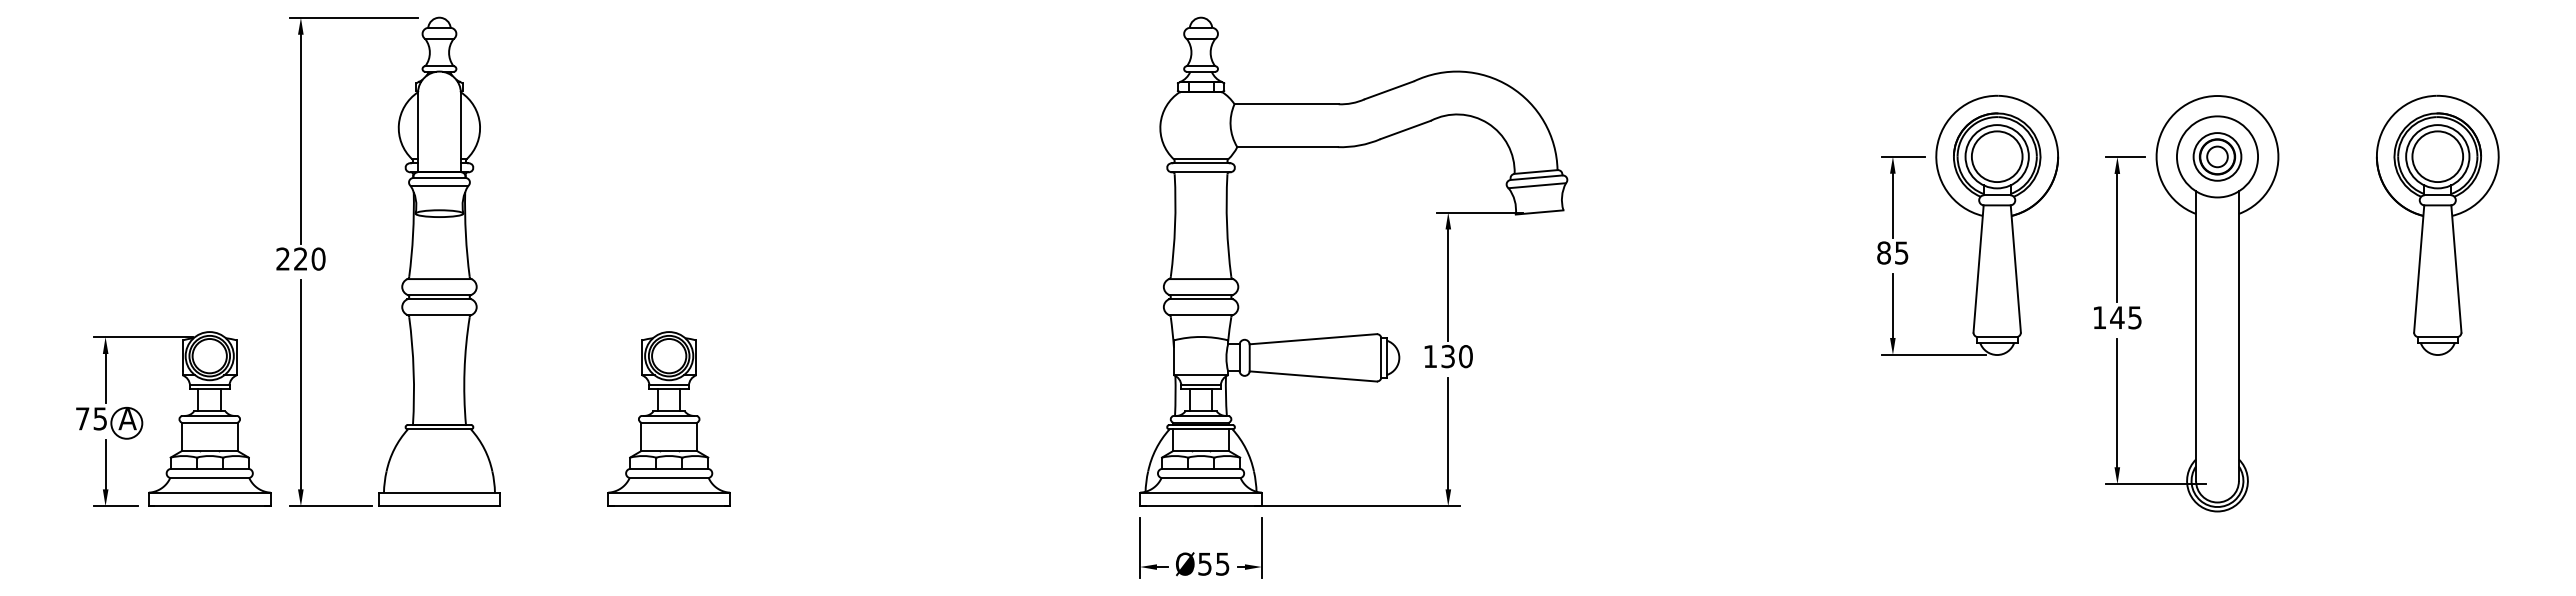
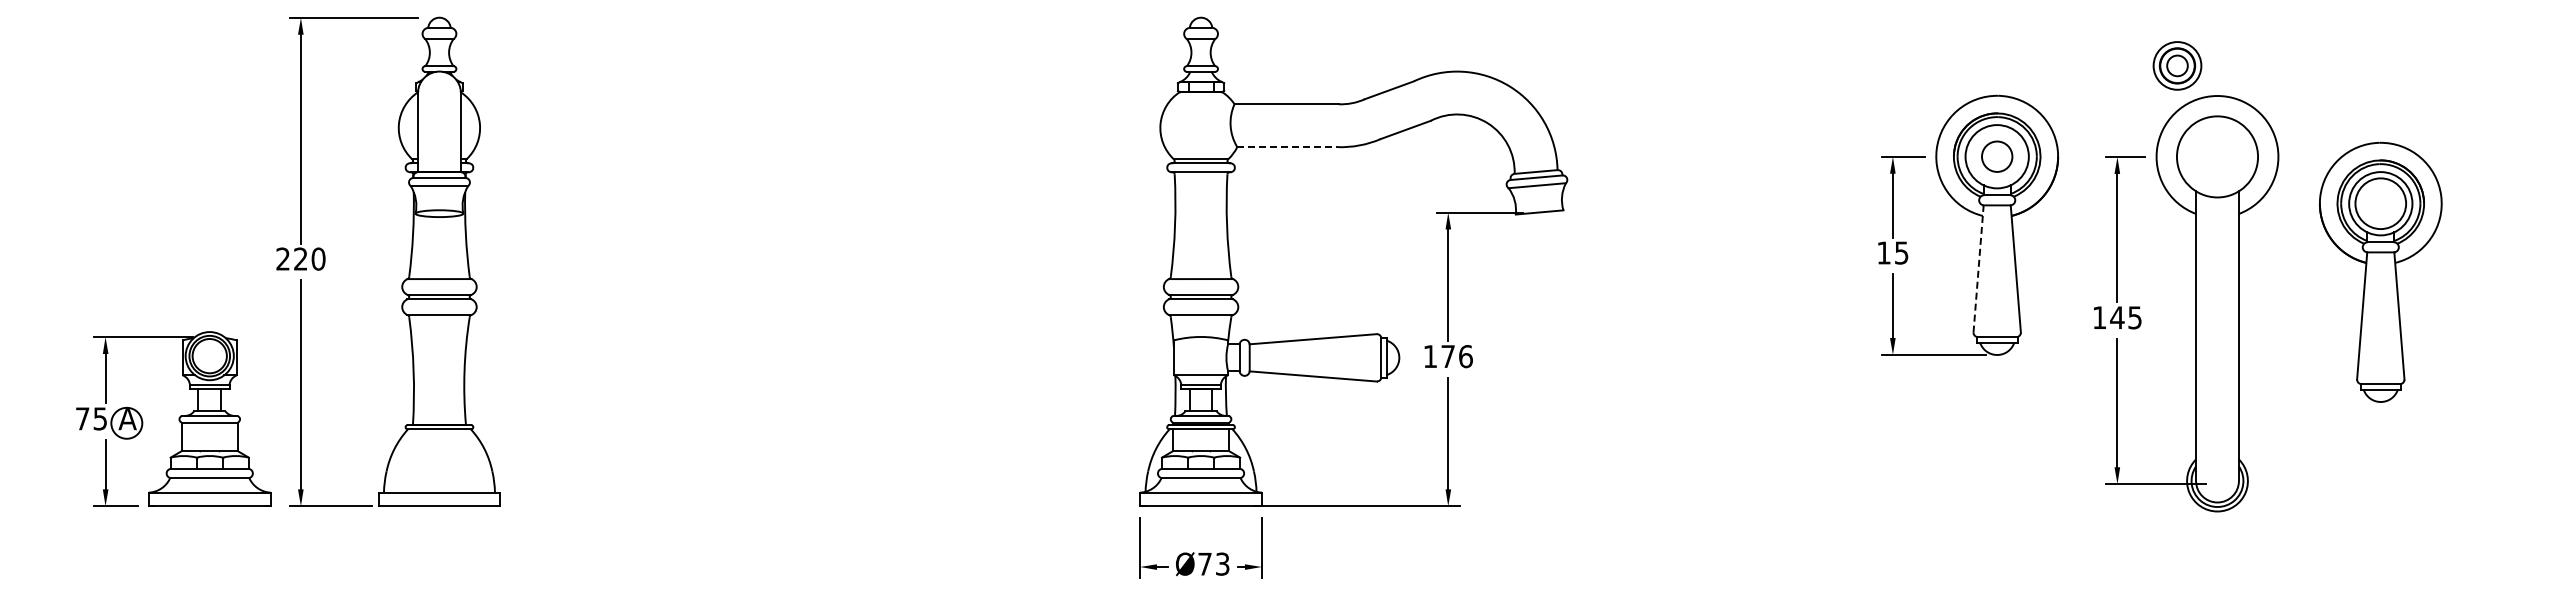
line: solid -> dashed (1288, 147)
circle diameter: 51 px -> 30 px (1997, 156)
part position: (2217, 156) -> (2177, 65) (2177, 65)
part position: (2437, 224) -> (2380, 271) (2380, 271)
text: 85 -> 15 (1883, 252)
line: solid -> dashed (1978, 268)
text: 130 -> 176 (1456, 356)
part: present -> none (668, 418)
text: Ø55 -> Ø73 (1213, 563)
